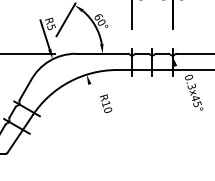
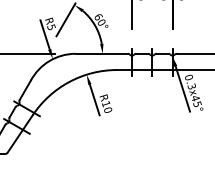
line: none -> present (182, 88)
line: none -> present (94, 99)
